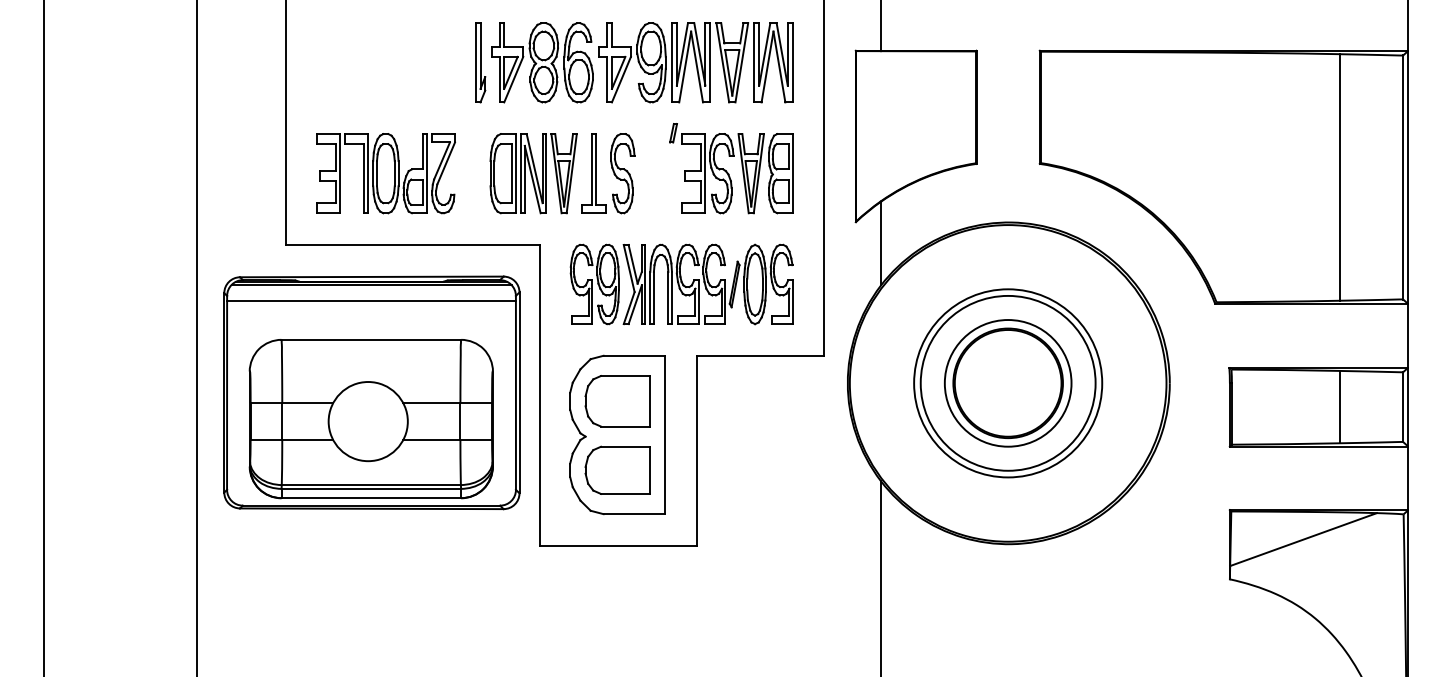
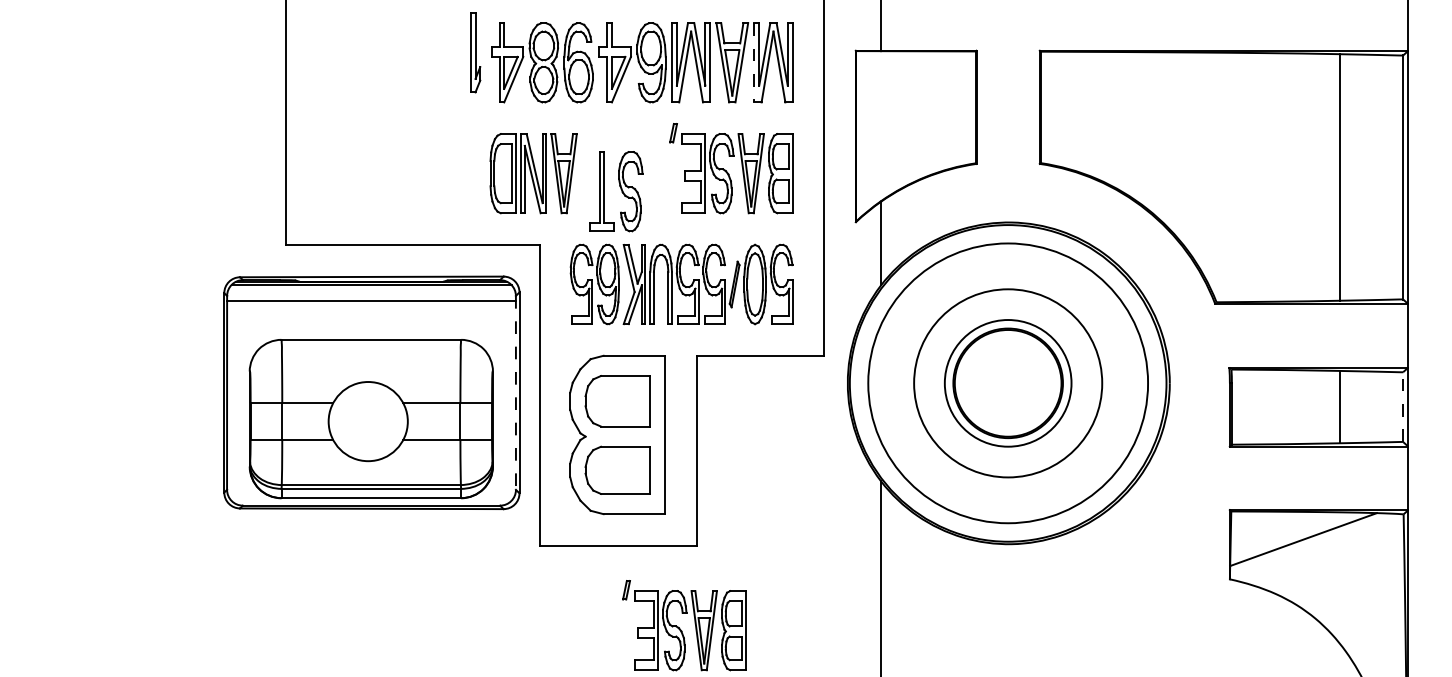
part position: (480, 62) -> (475, 52) (475, 52)
line: solid -> dashed (754, 62)
part: present -> none (385, 173)
part position: (608, 173) -> (616, 191) (616, 191)
line: present -> none (43, 337)
line: present -> none (197, 337)
circle diameter: 175 px -> 280 px (1008, 383)
line: solid -> dashed (515, 392)
line: solid -> dashed (1403, 407)
part: none -> present (684, 625)
